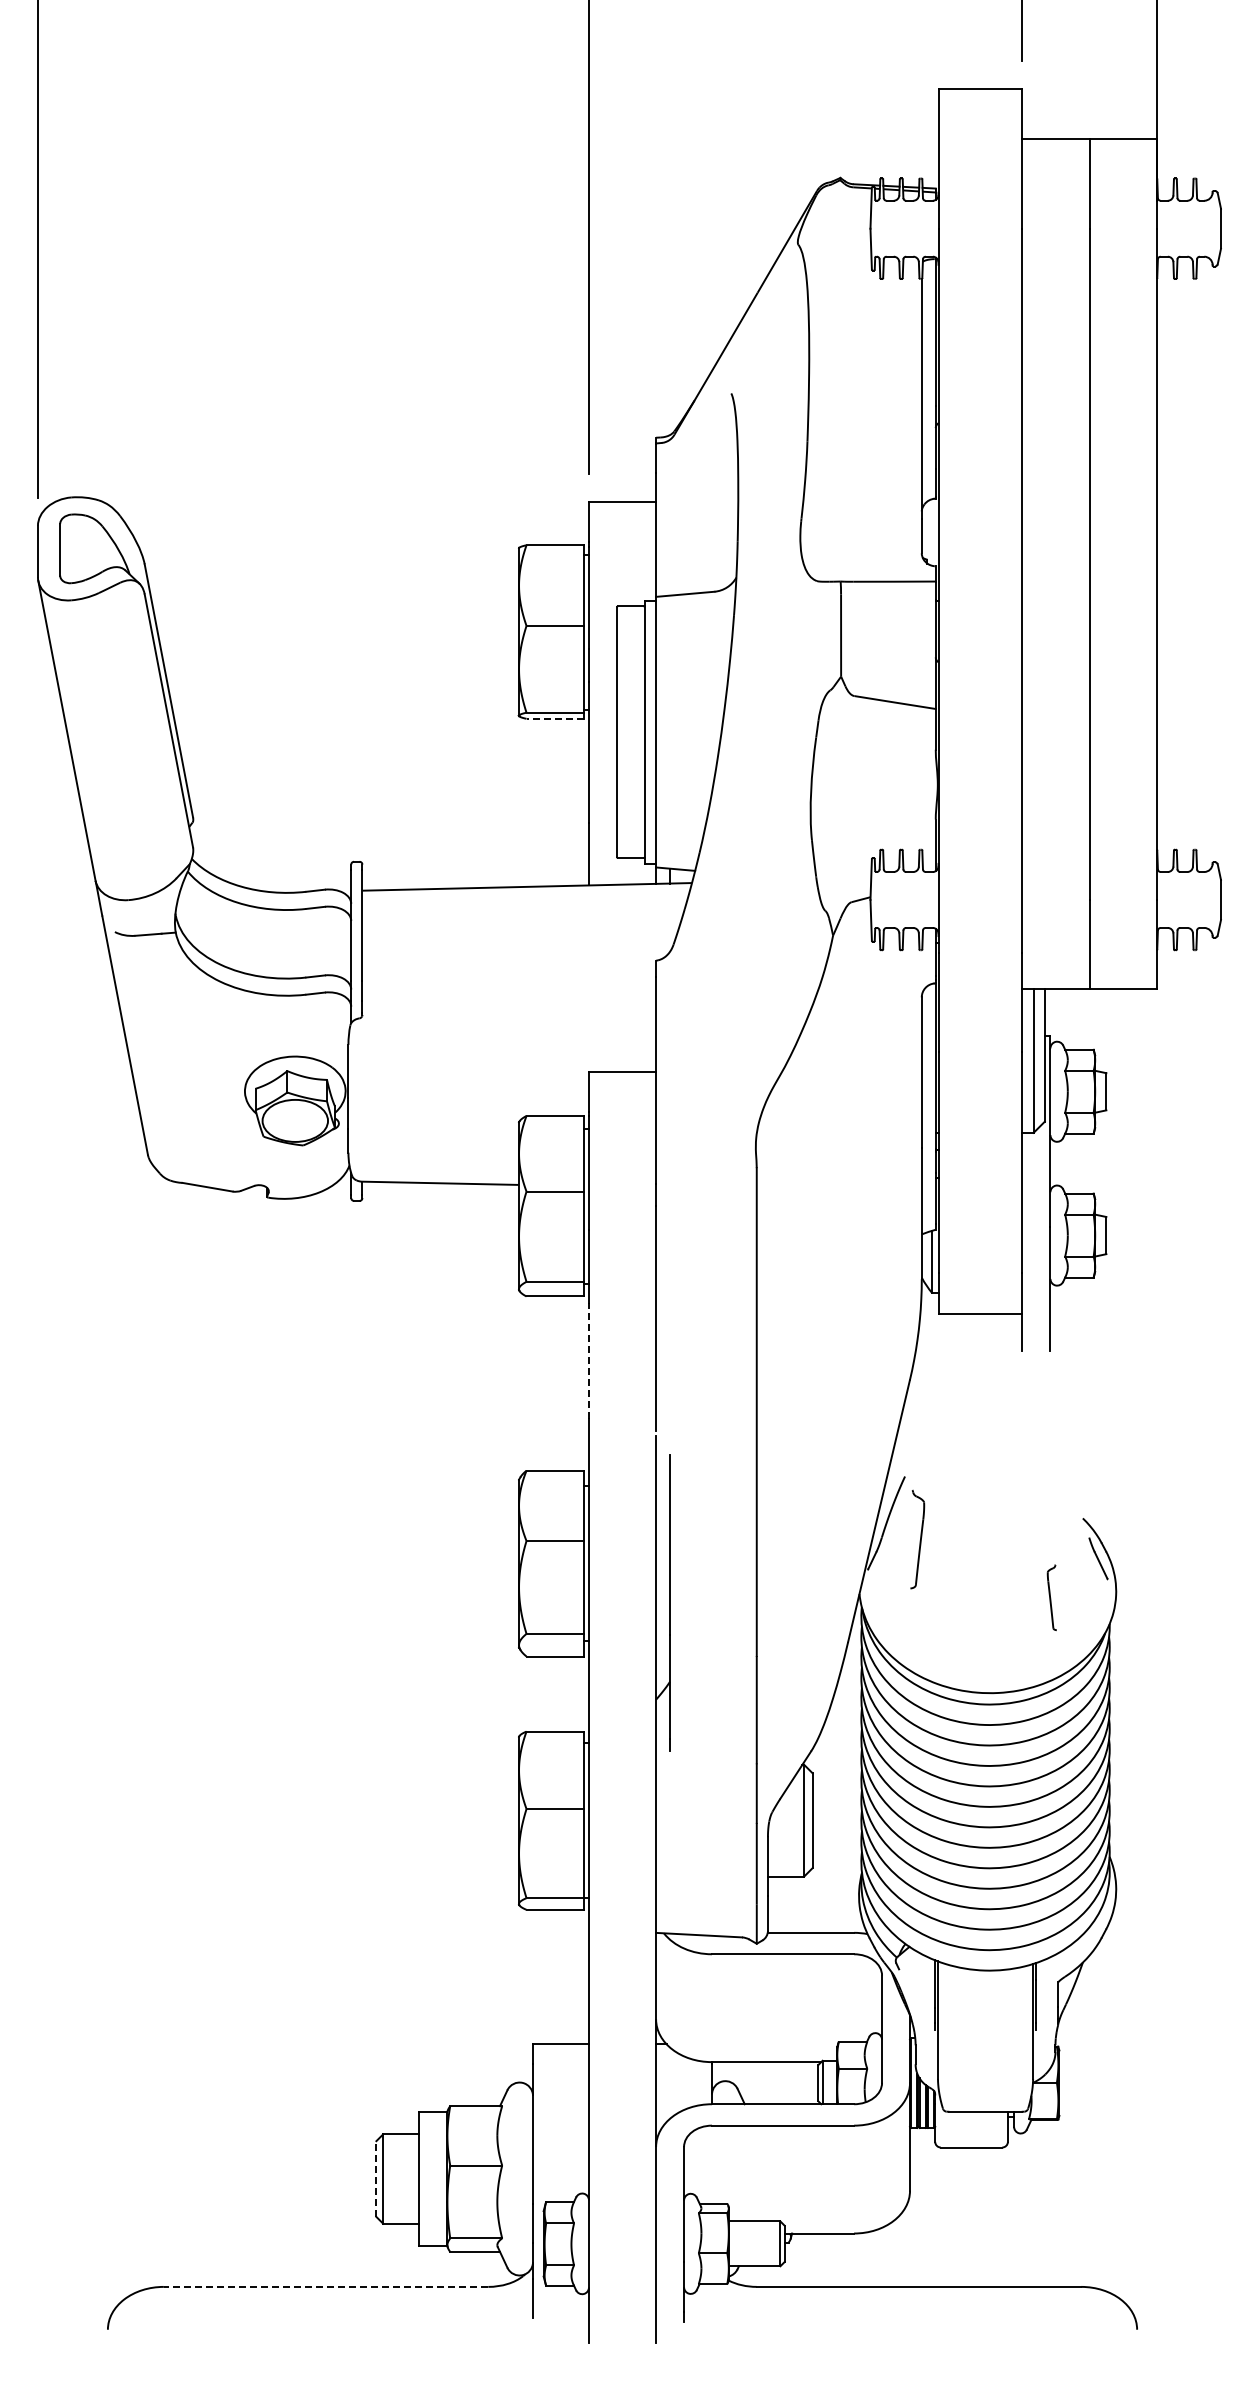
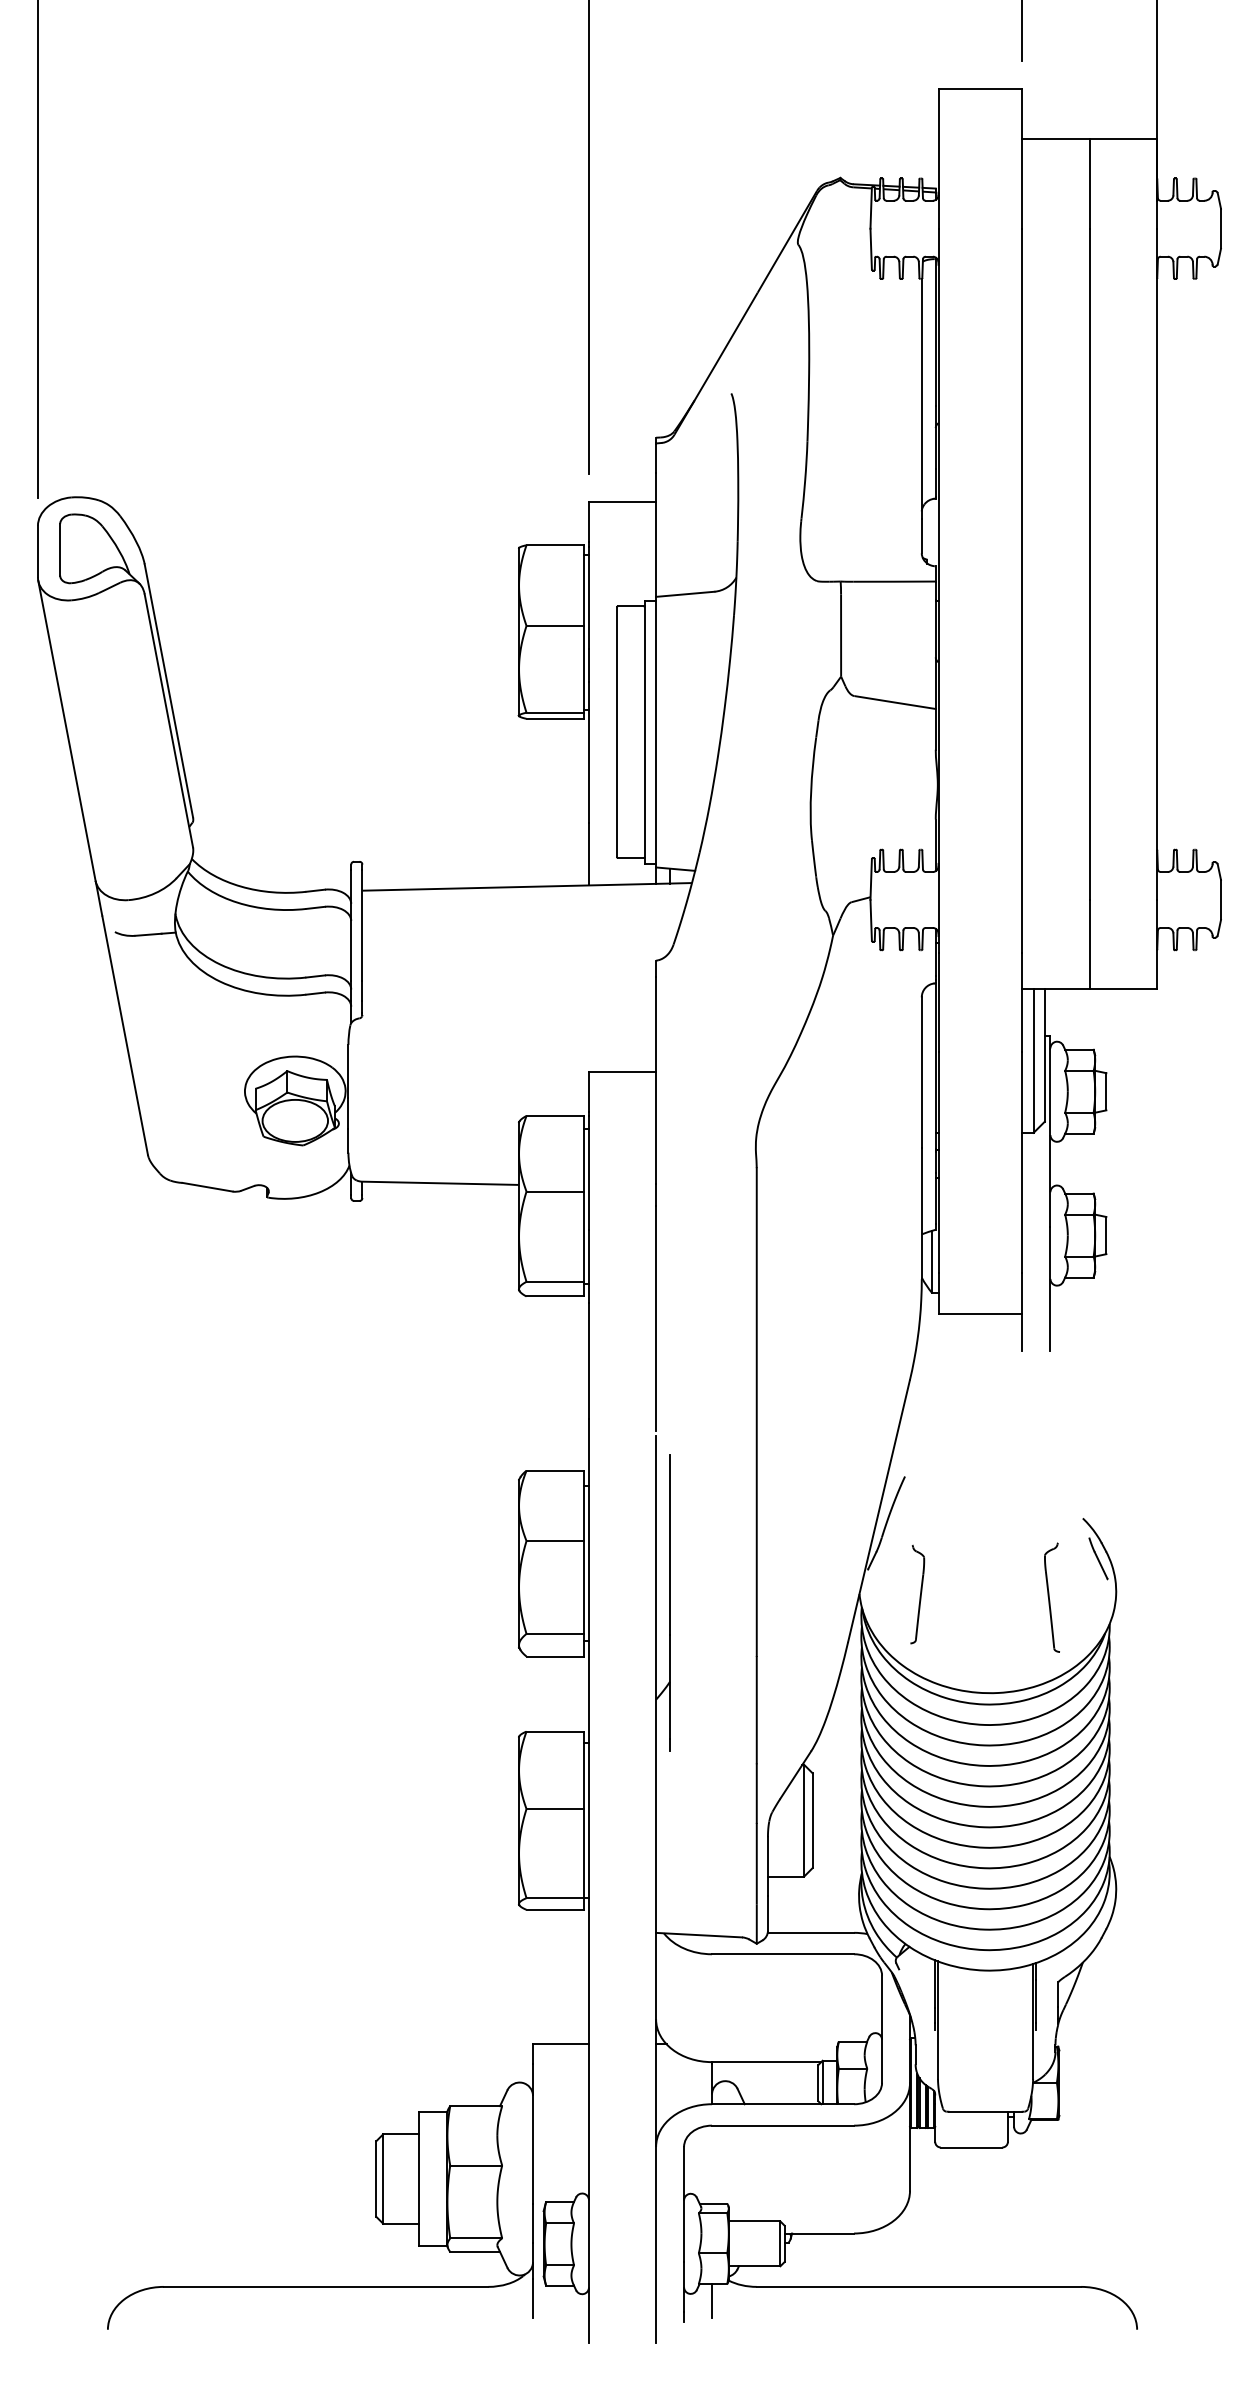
line: dashed -> solid (555, 718)
line: dashed -> solid (588, 1360)
part position: (917, 1539) -> (917, 1594) (917, 1594)
part size: 11x68 px -> 16x111 px (1051, 1597)
line: dashed -> solid (376, 2179)
line: dashed -> solid (325, 2286)
line: none -> present (712, 2301)
